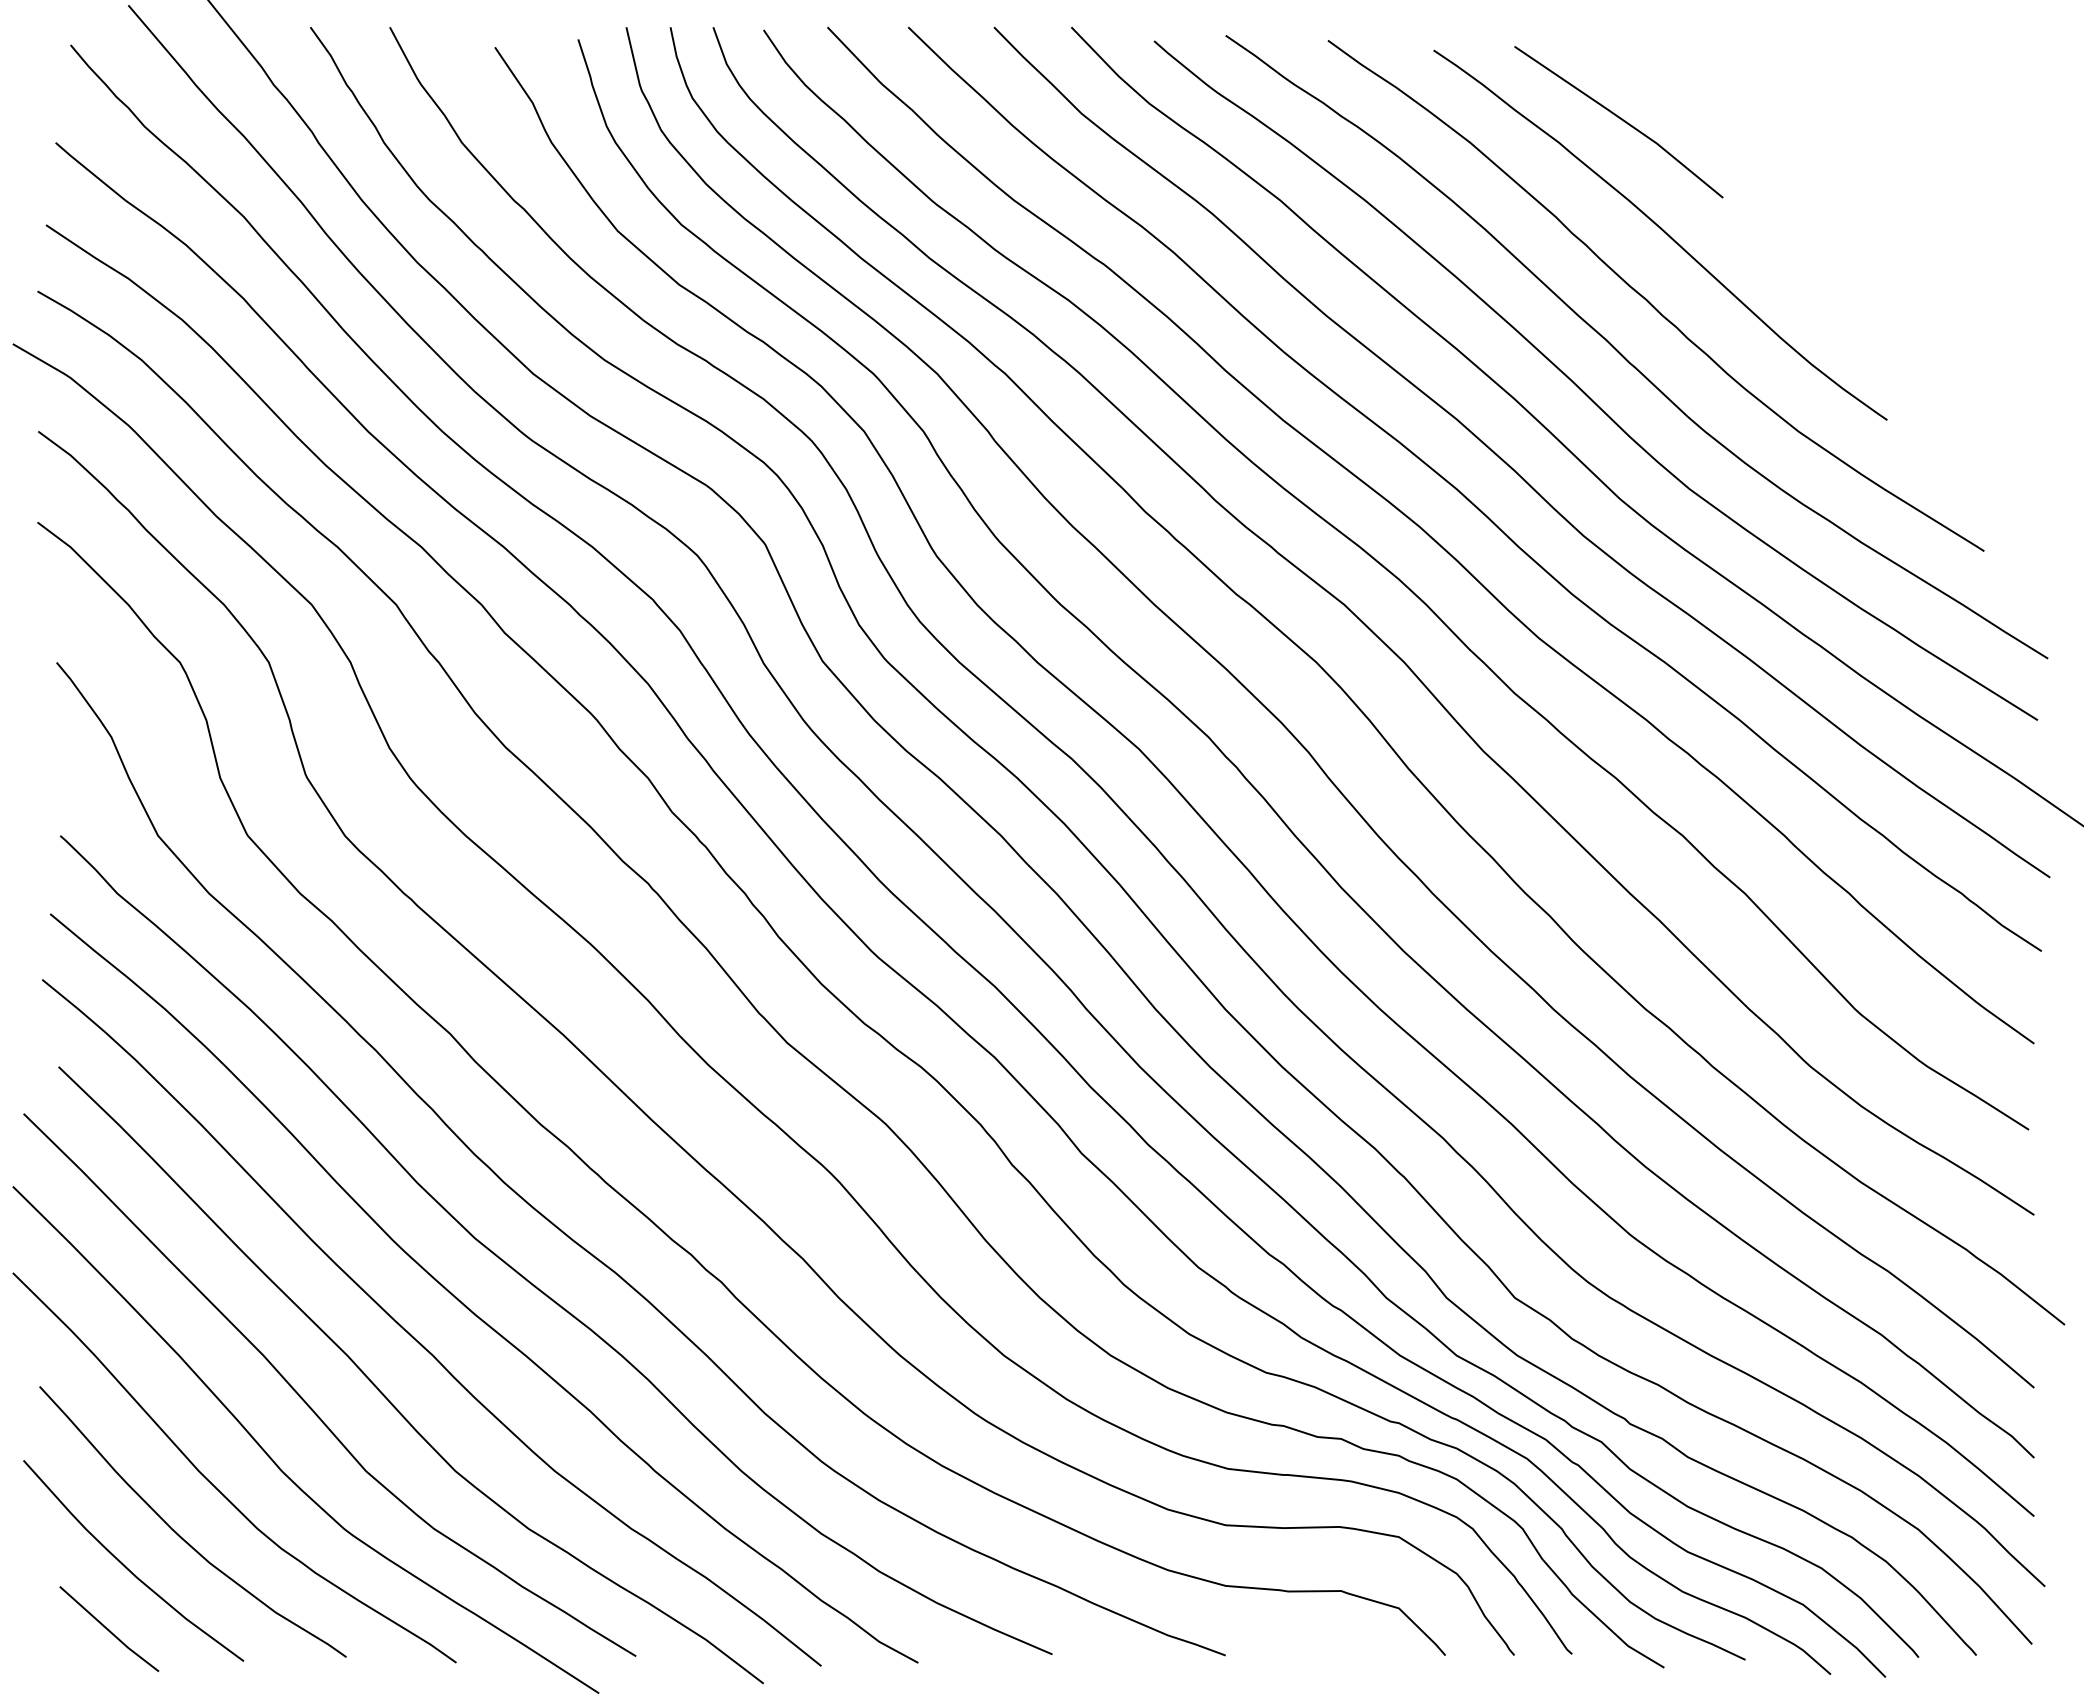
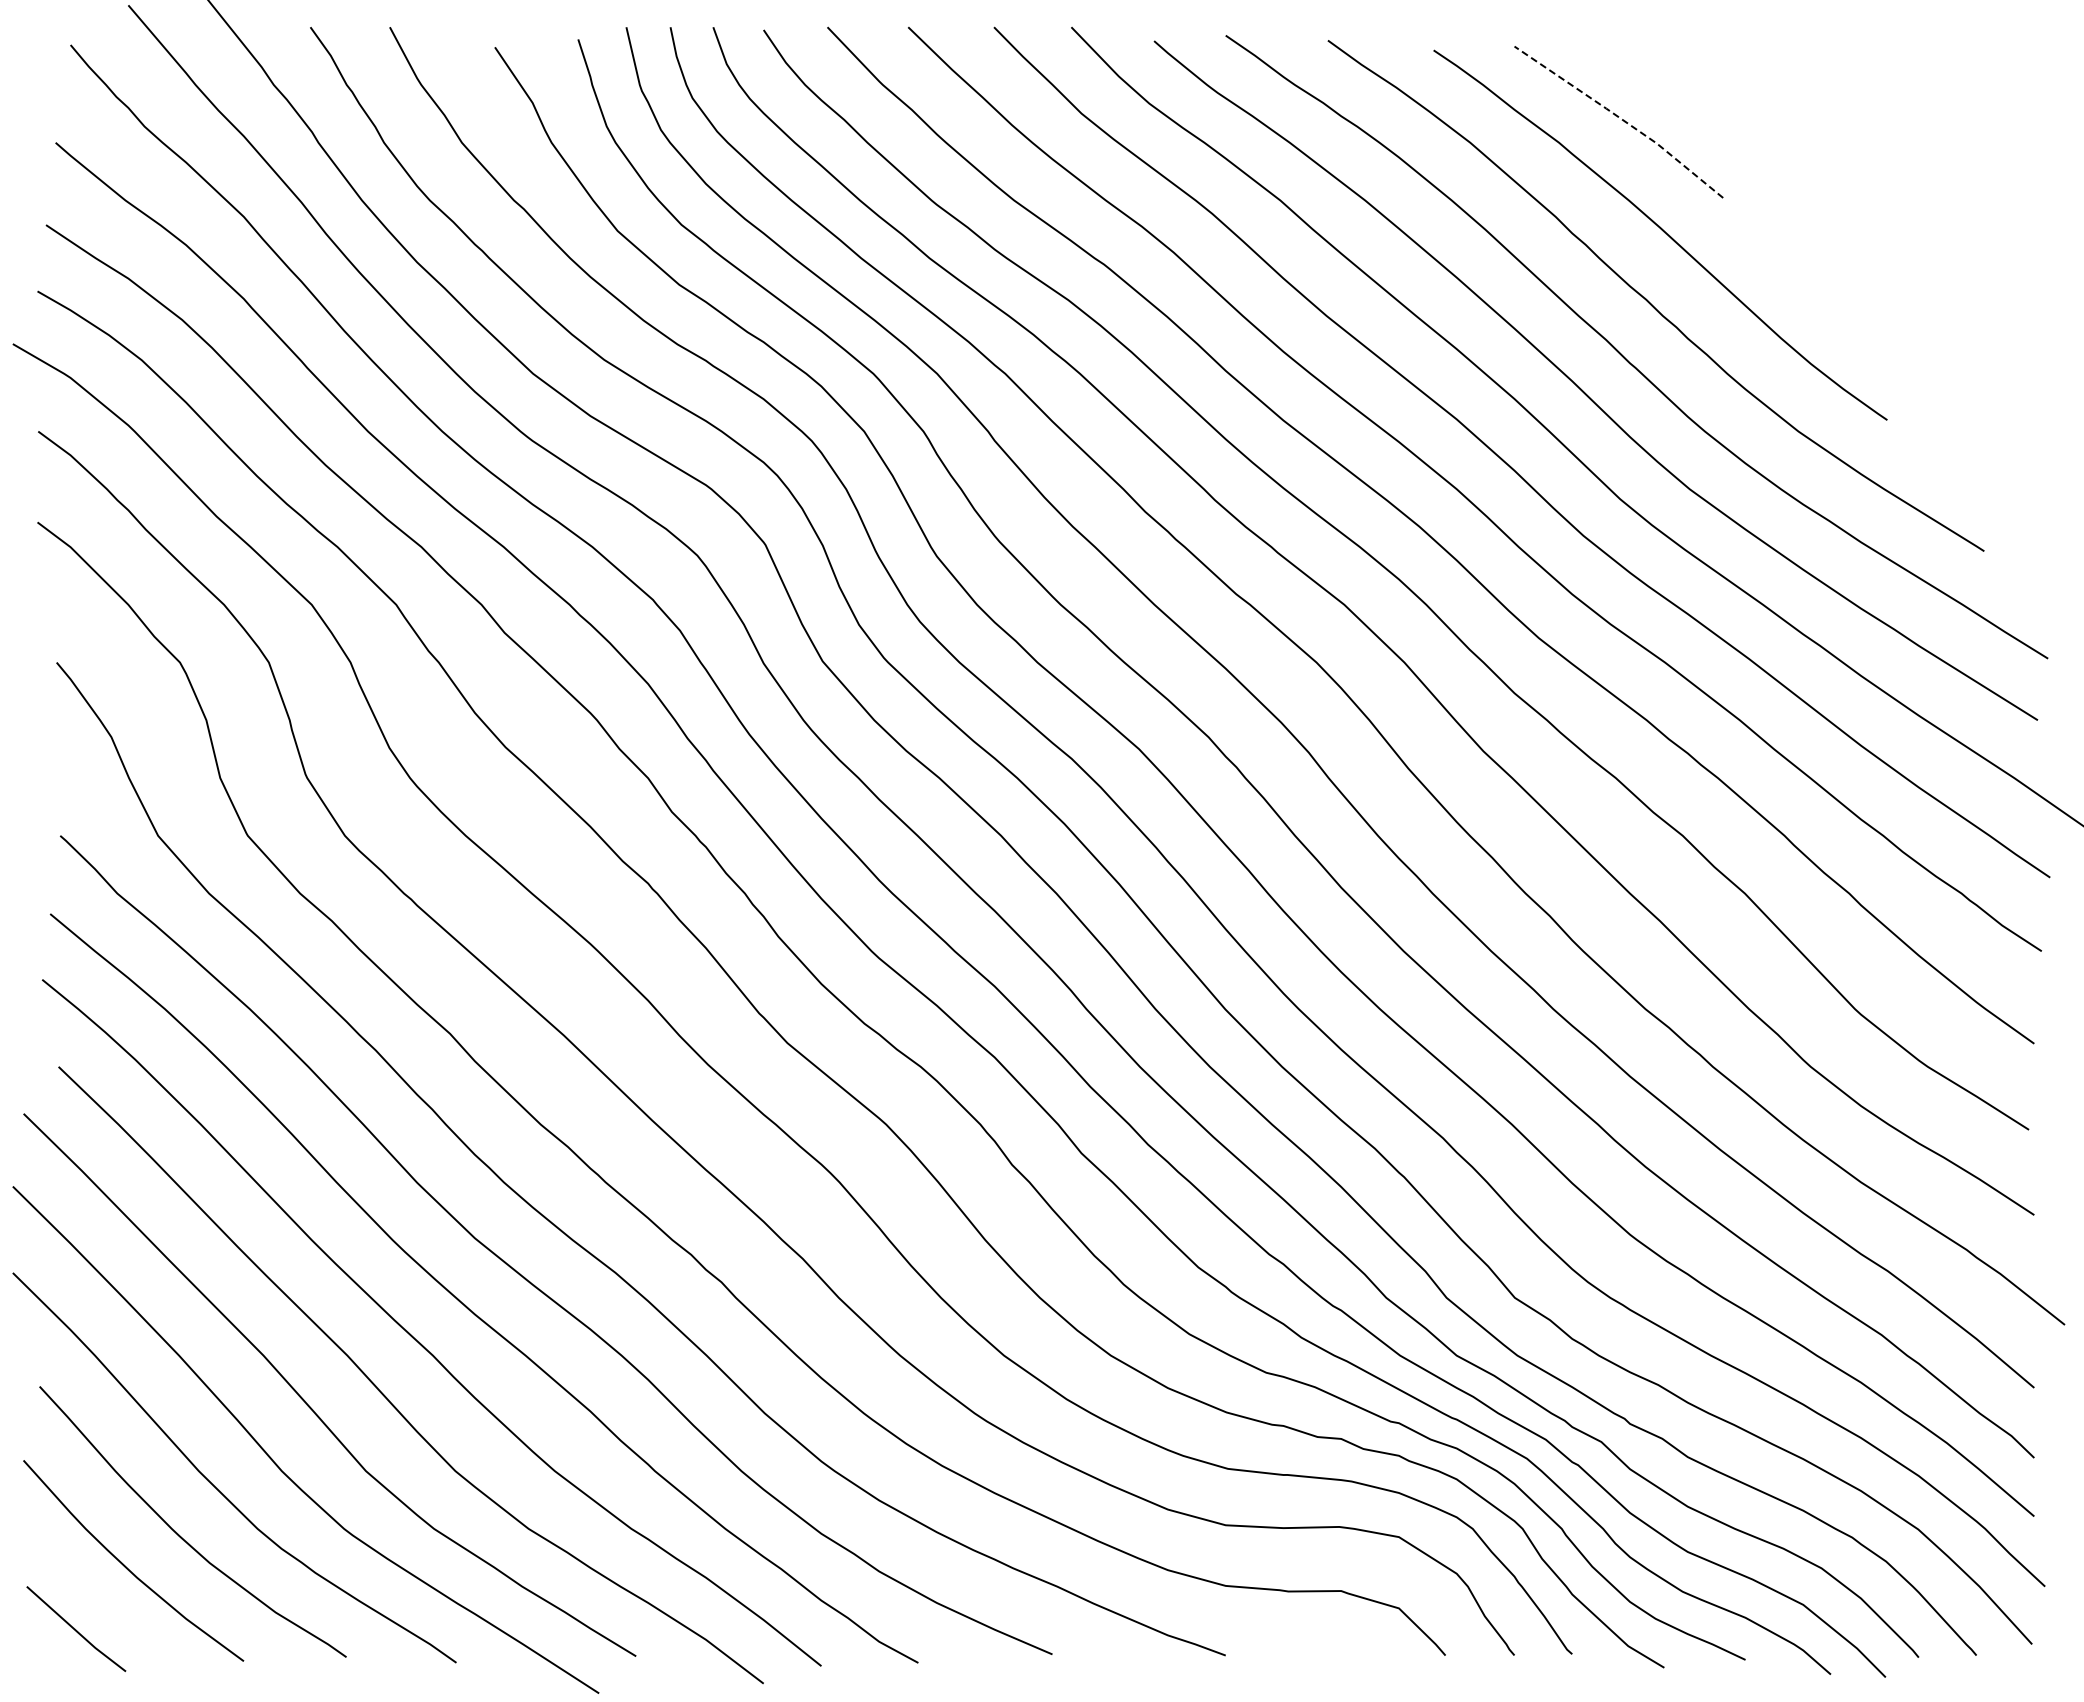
line: solid -> dashed (1621, 118)
line position: (108, 1628) -> (75, 1628) (75, 1628)
